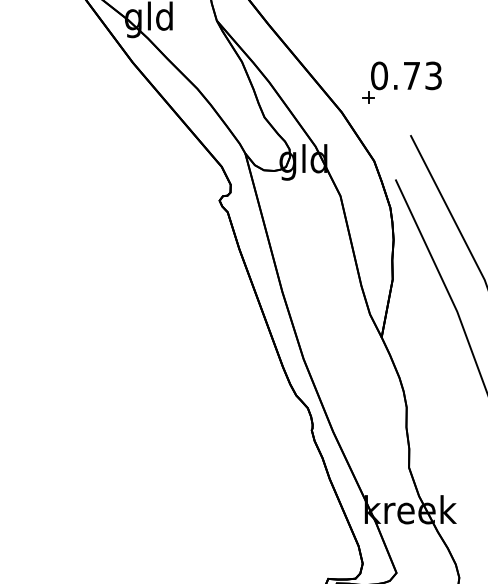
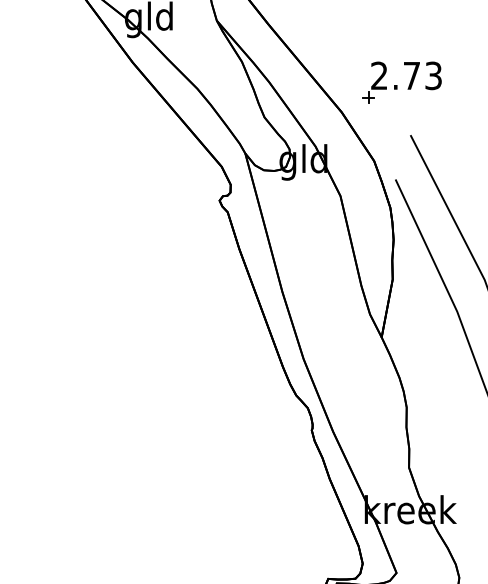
text: 0.73 -> 2.73 (379, 75)
